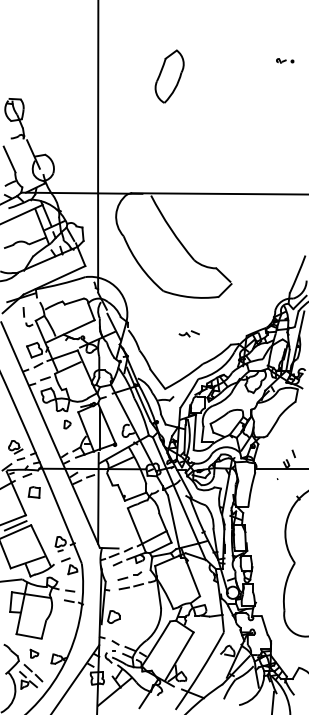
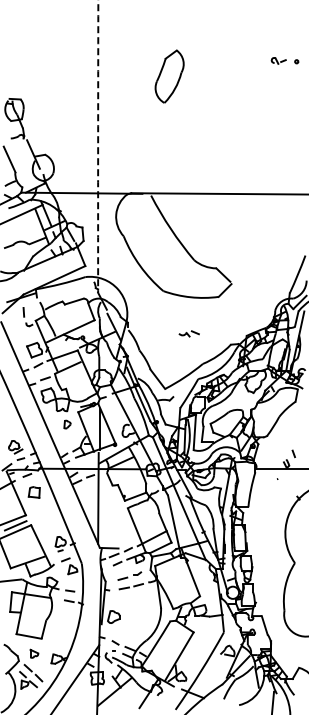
part size: 19x6 px -> 30x8 px (284, 60)
arc: solid -> dashed (98, 147)
